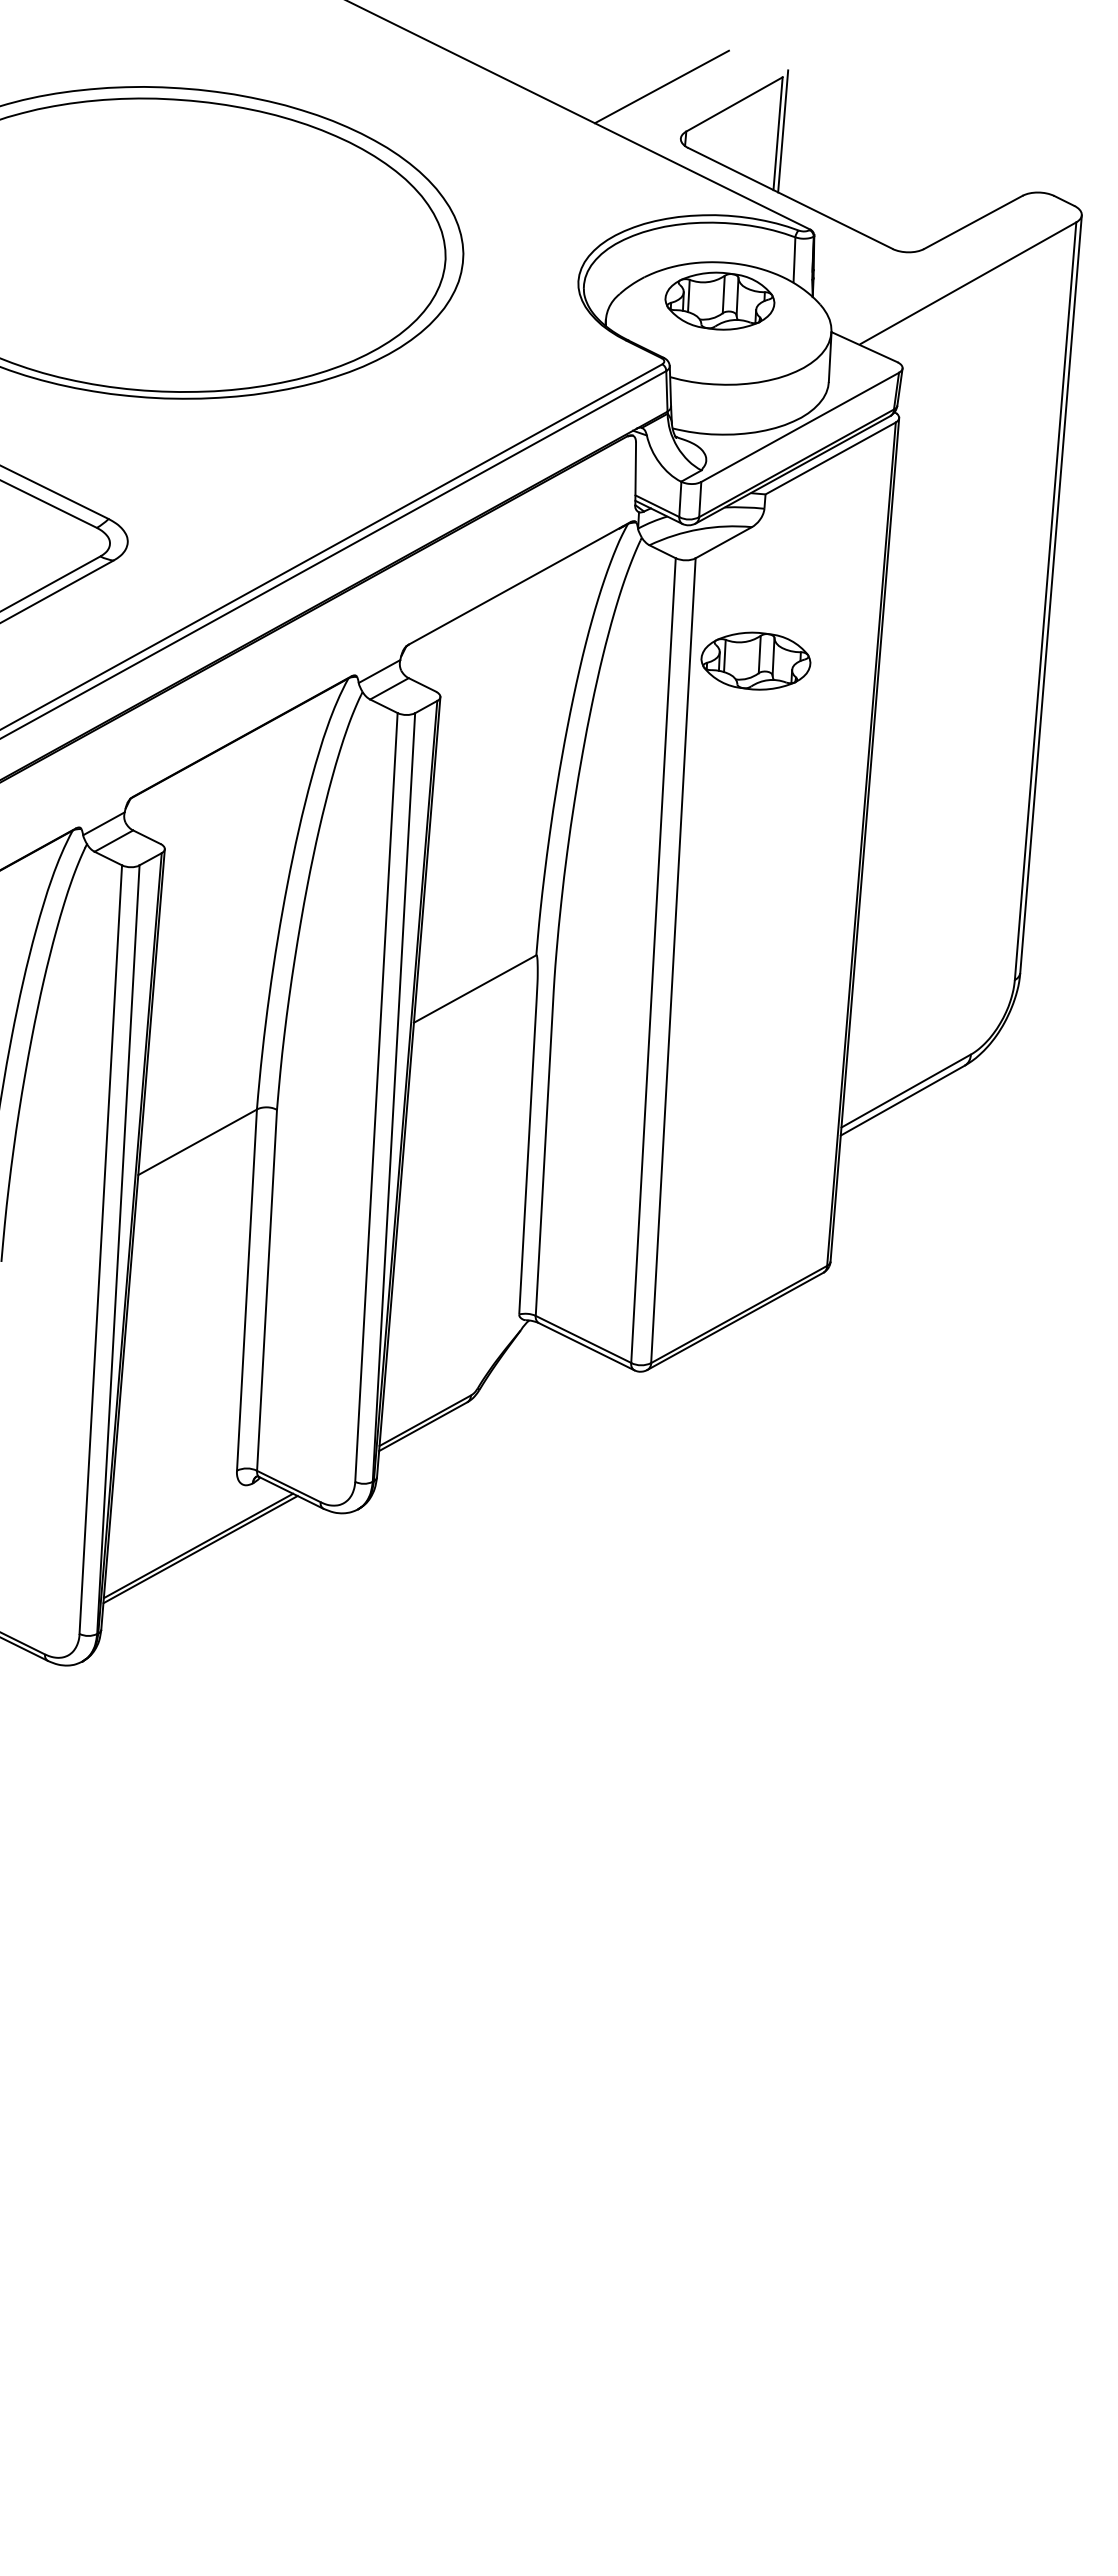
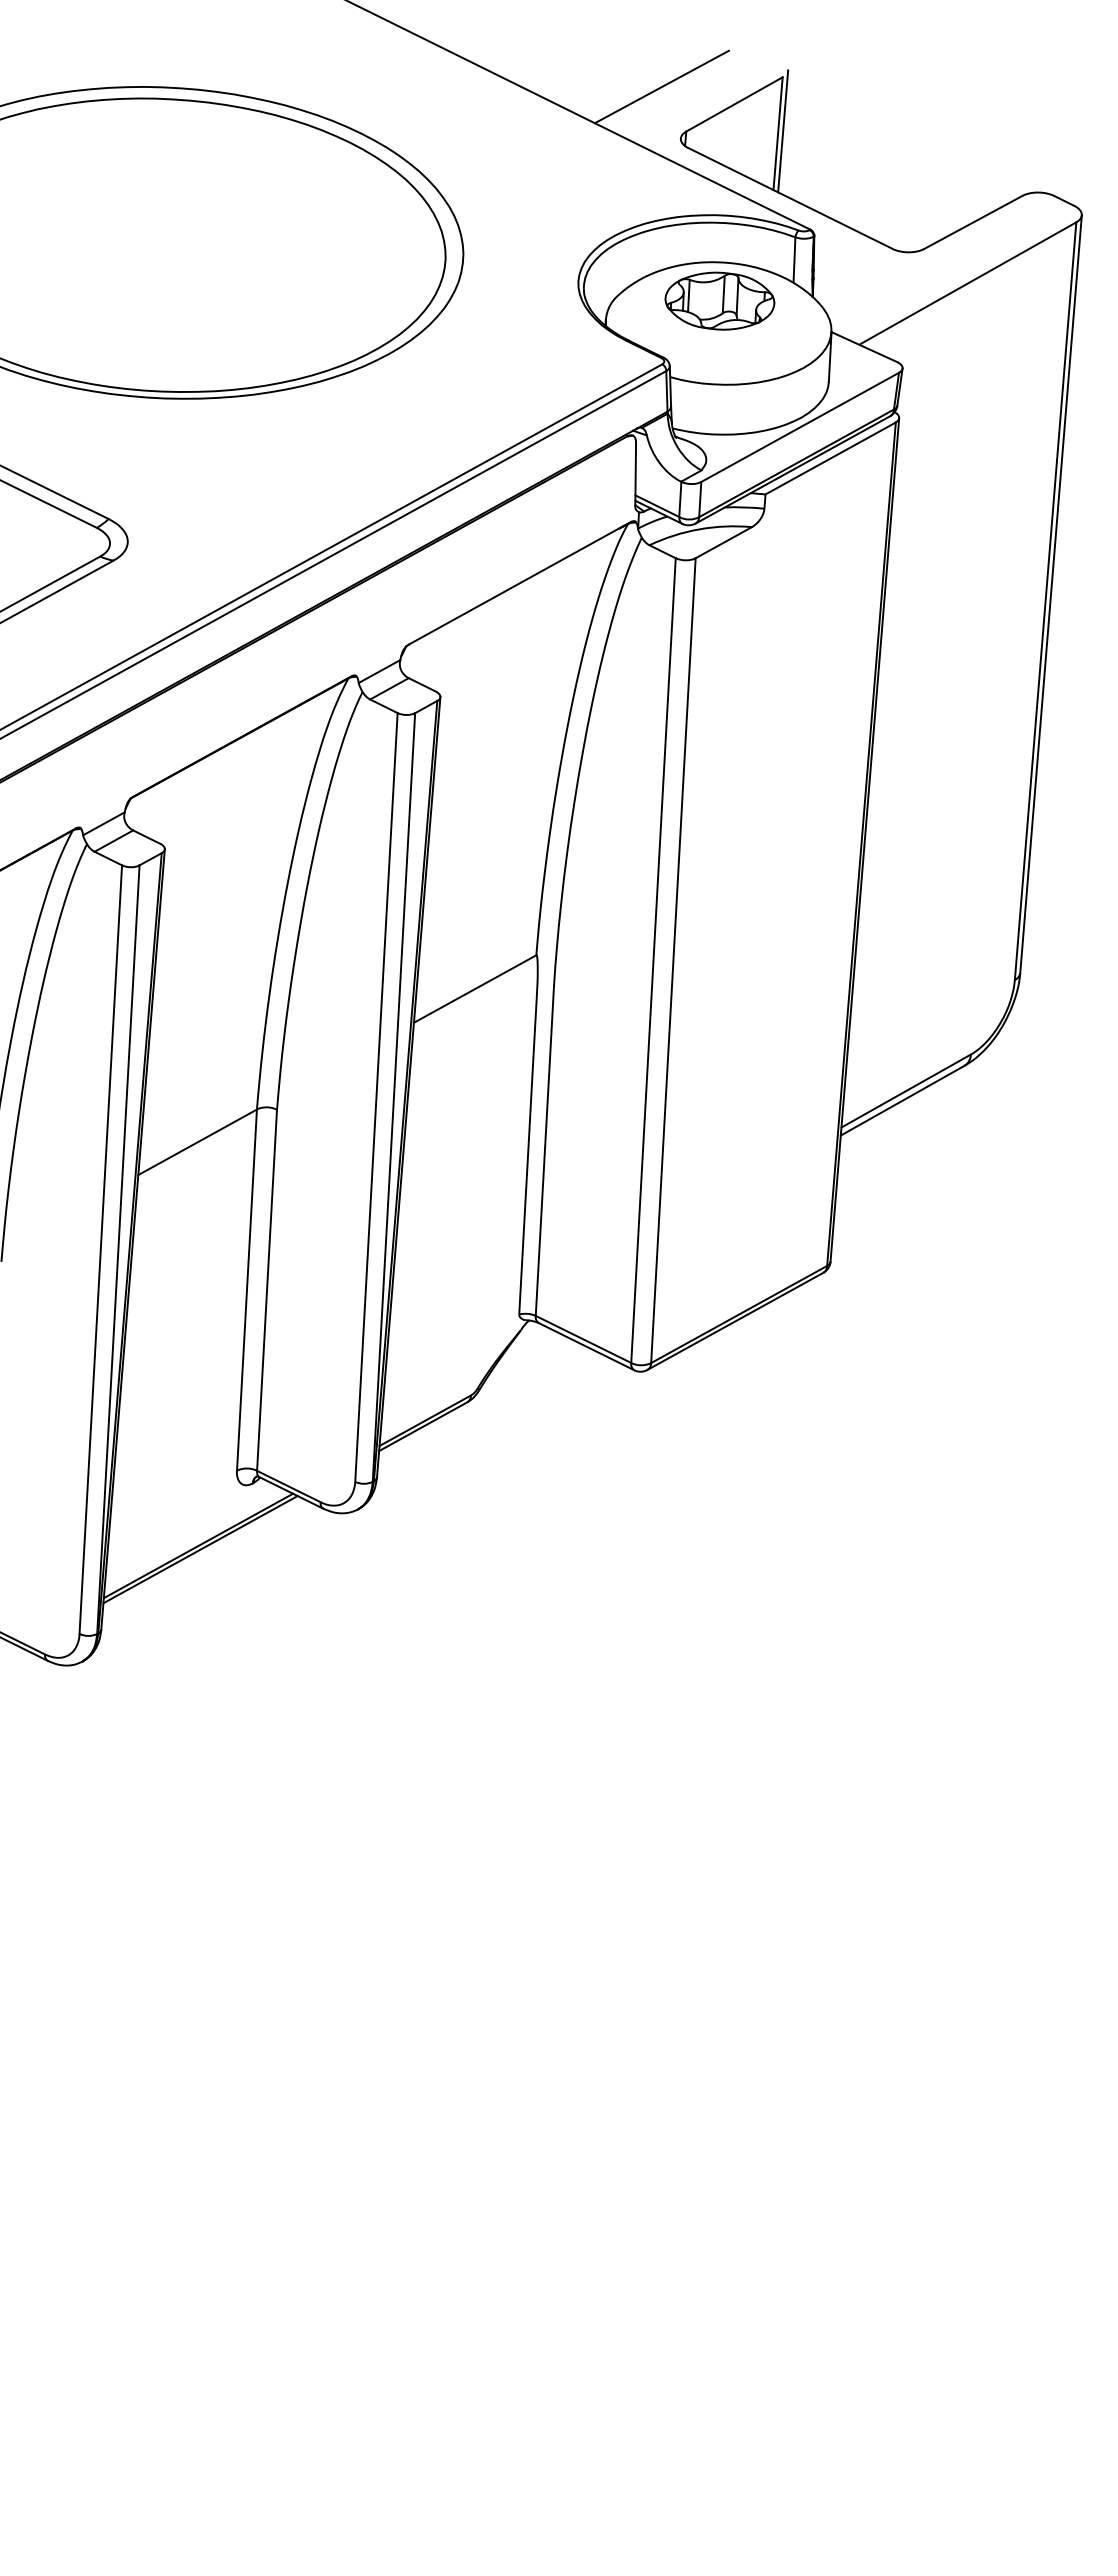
part: present -> none (755, 660)
